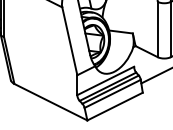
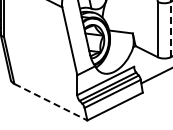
line: solid -> dashed (170, 29)
line: solid -> dashed (50, 102)
